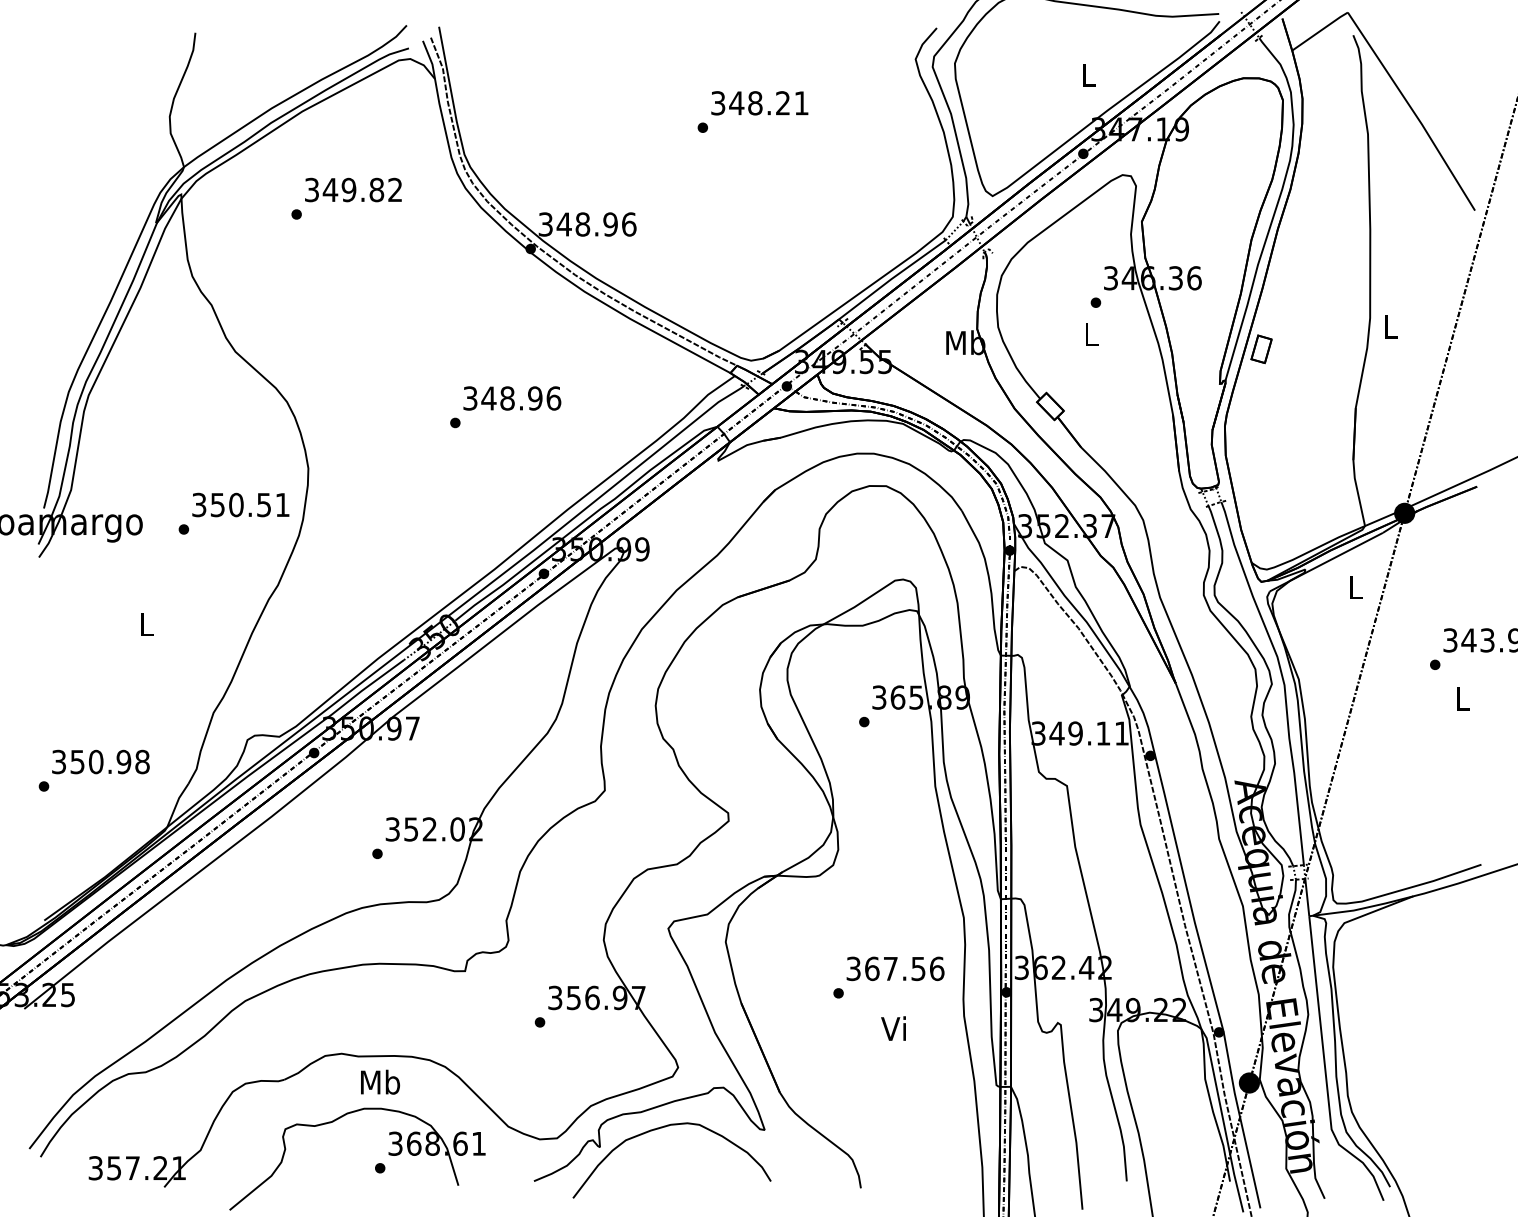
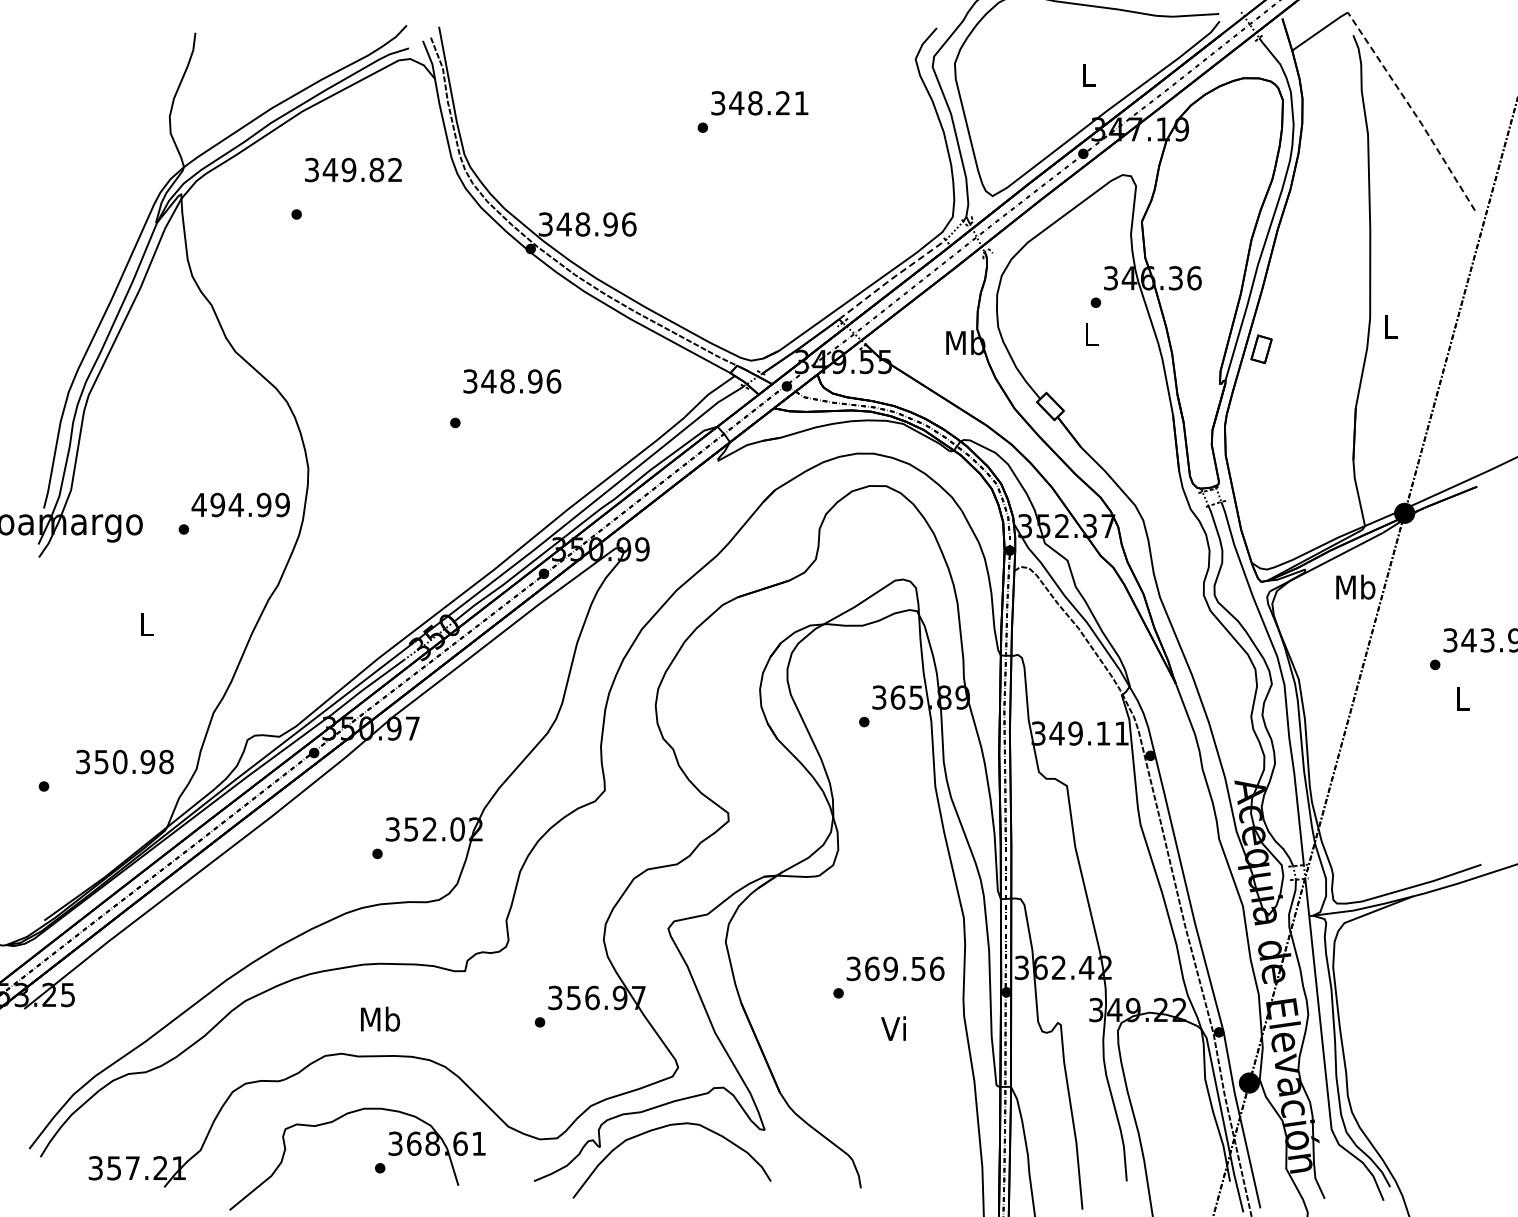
line: solid -> dashed (1413, 111)
text position: (353, 189) -> (353, 169) (353, 169)
line: solid -> dashed (892, 278)
text position: (512, 398) -> (512, 381) (512, 381)
text: 350.51 -> 494.99 (240, 504)
text: L -> Mb (1355, 586)
text position: (100, 761) -> (124, 761) (124, 761)
text: 367.56 -> 369.56 (890, 968)
text position: (380, 1081) -> (380, 1018) (380, 1018)
